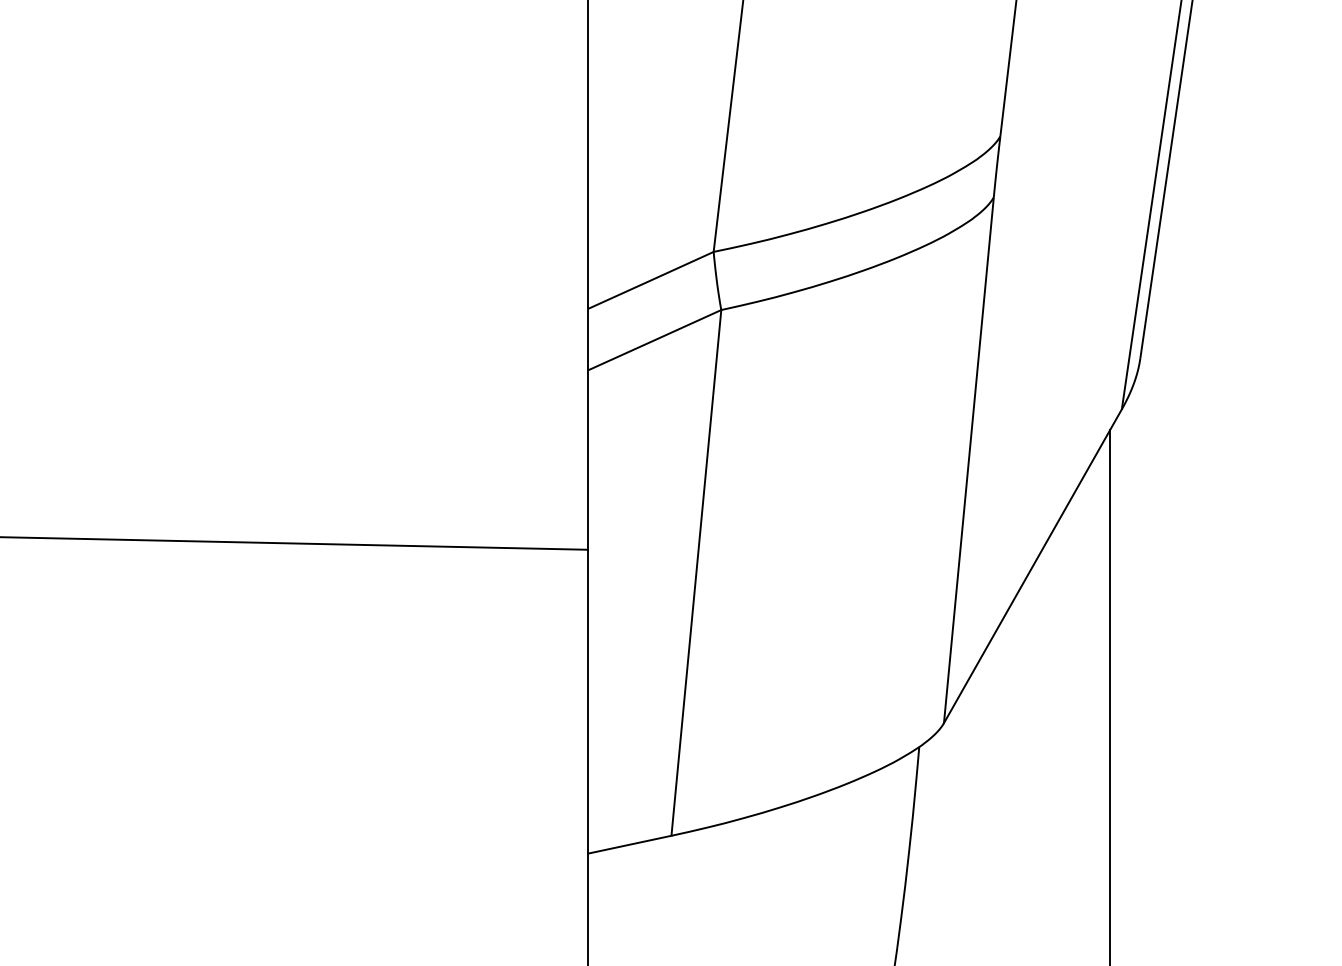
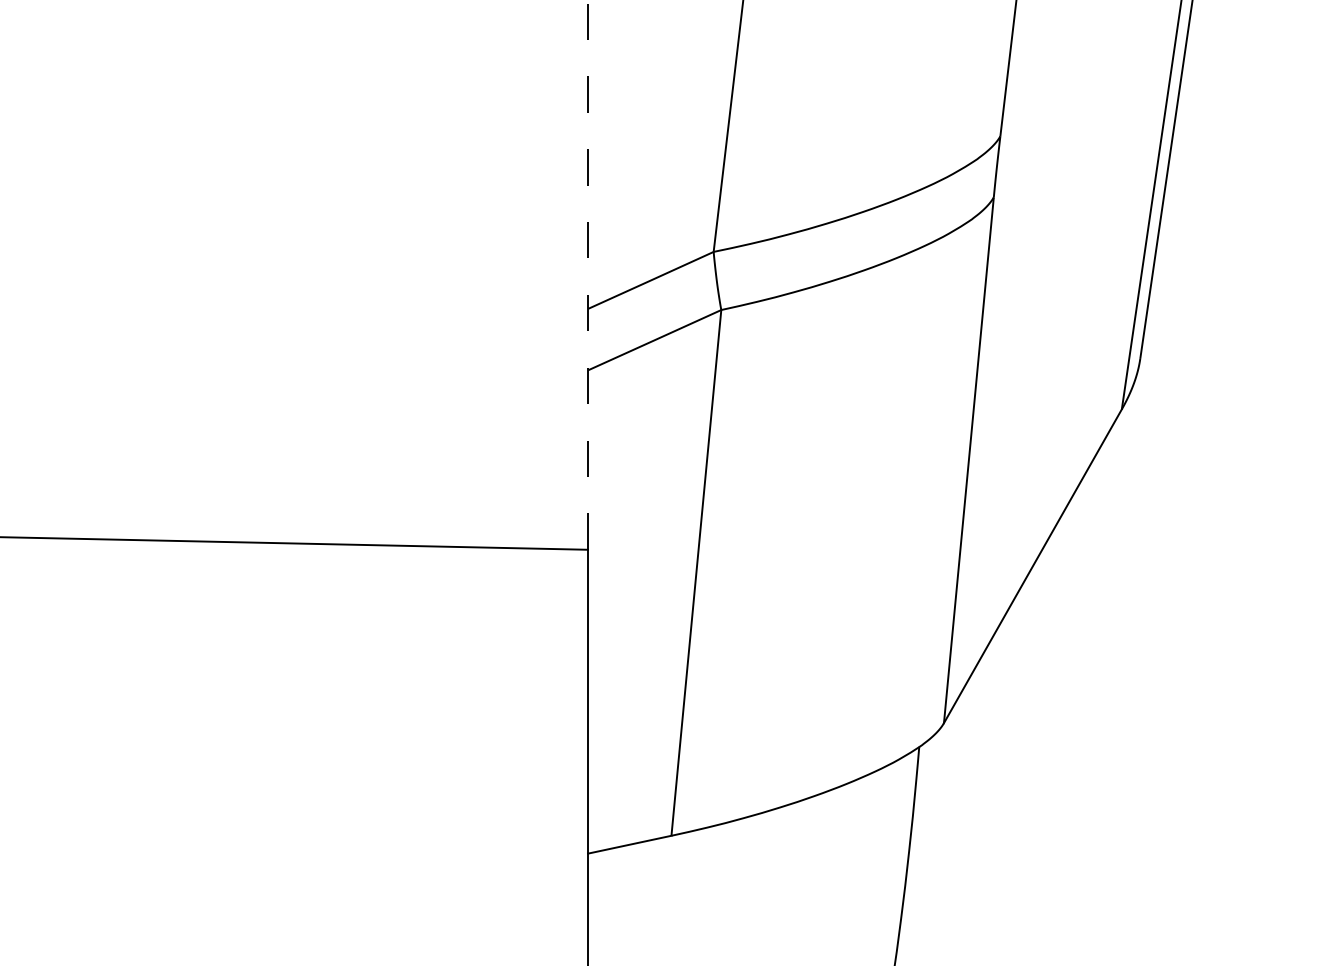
line: solid -> dashed (588, 274)
line: present -> none (1110, 696)
